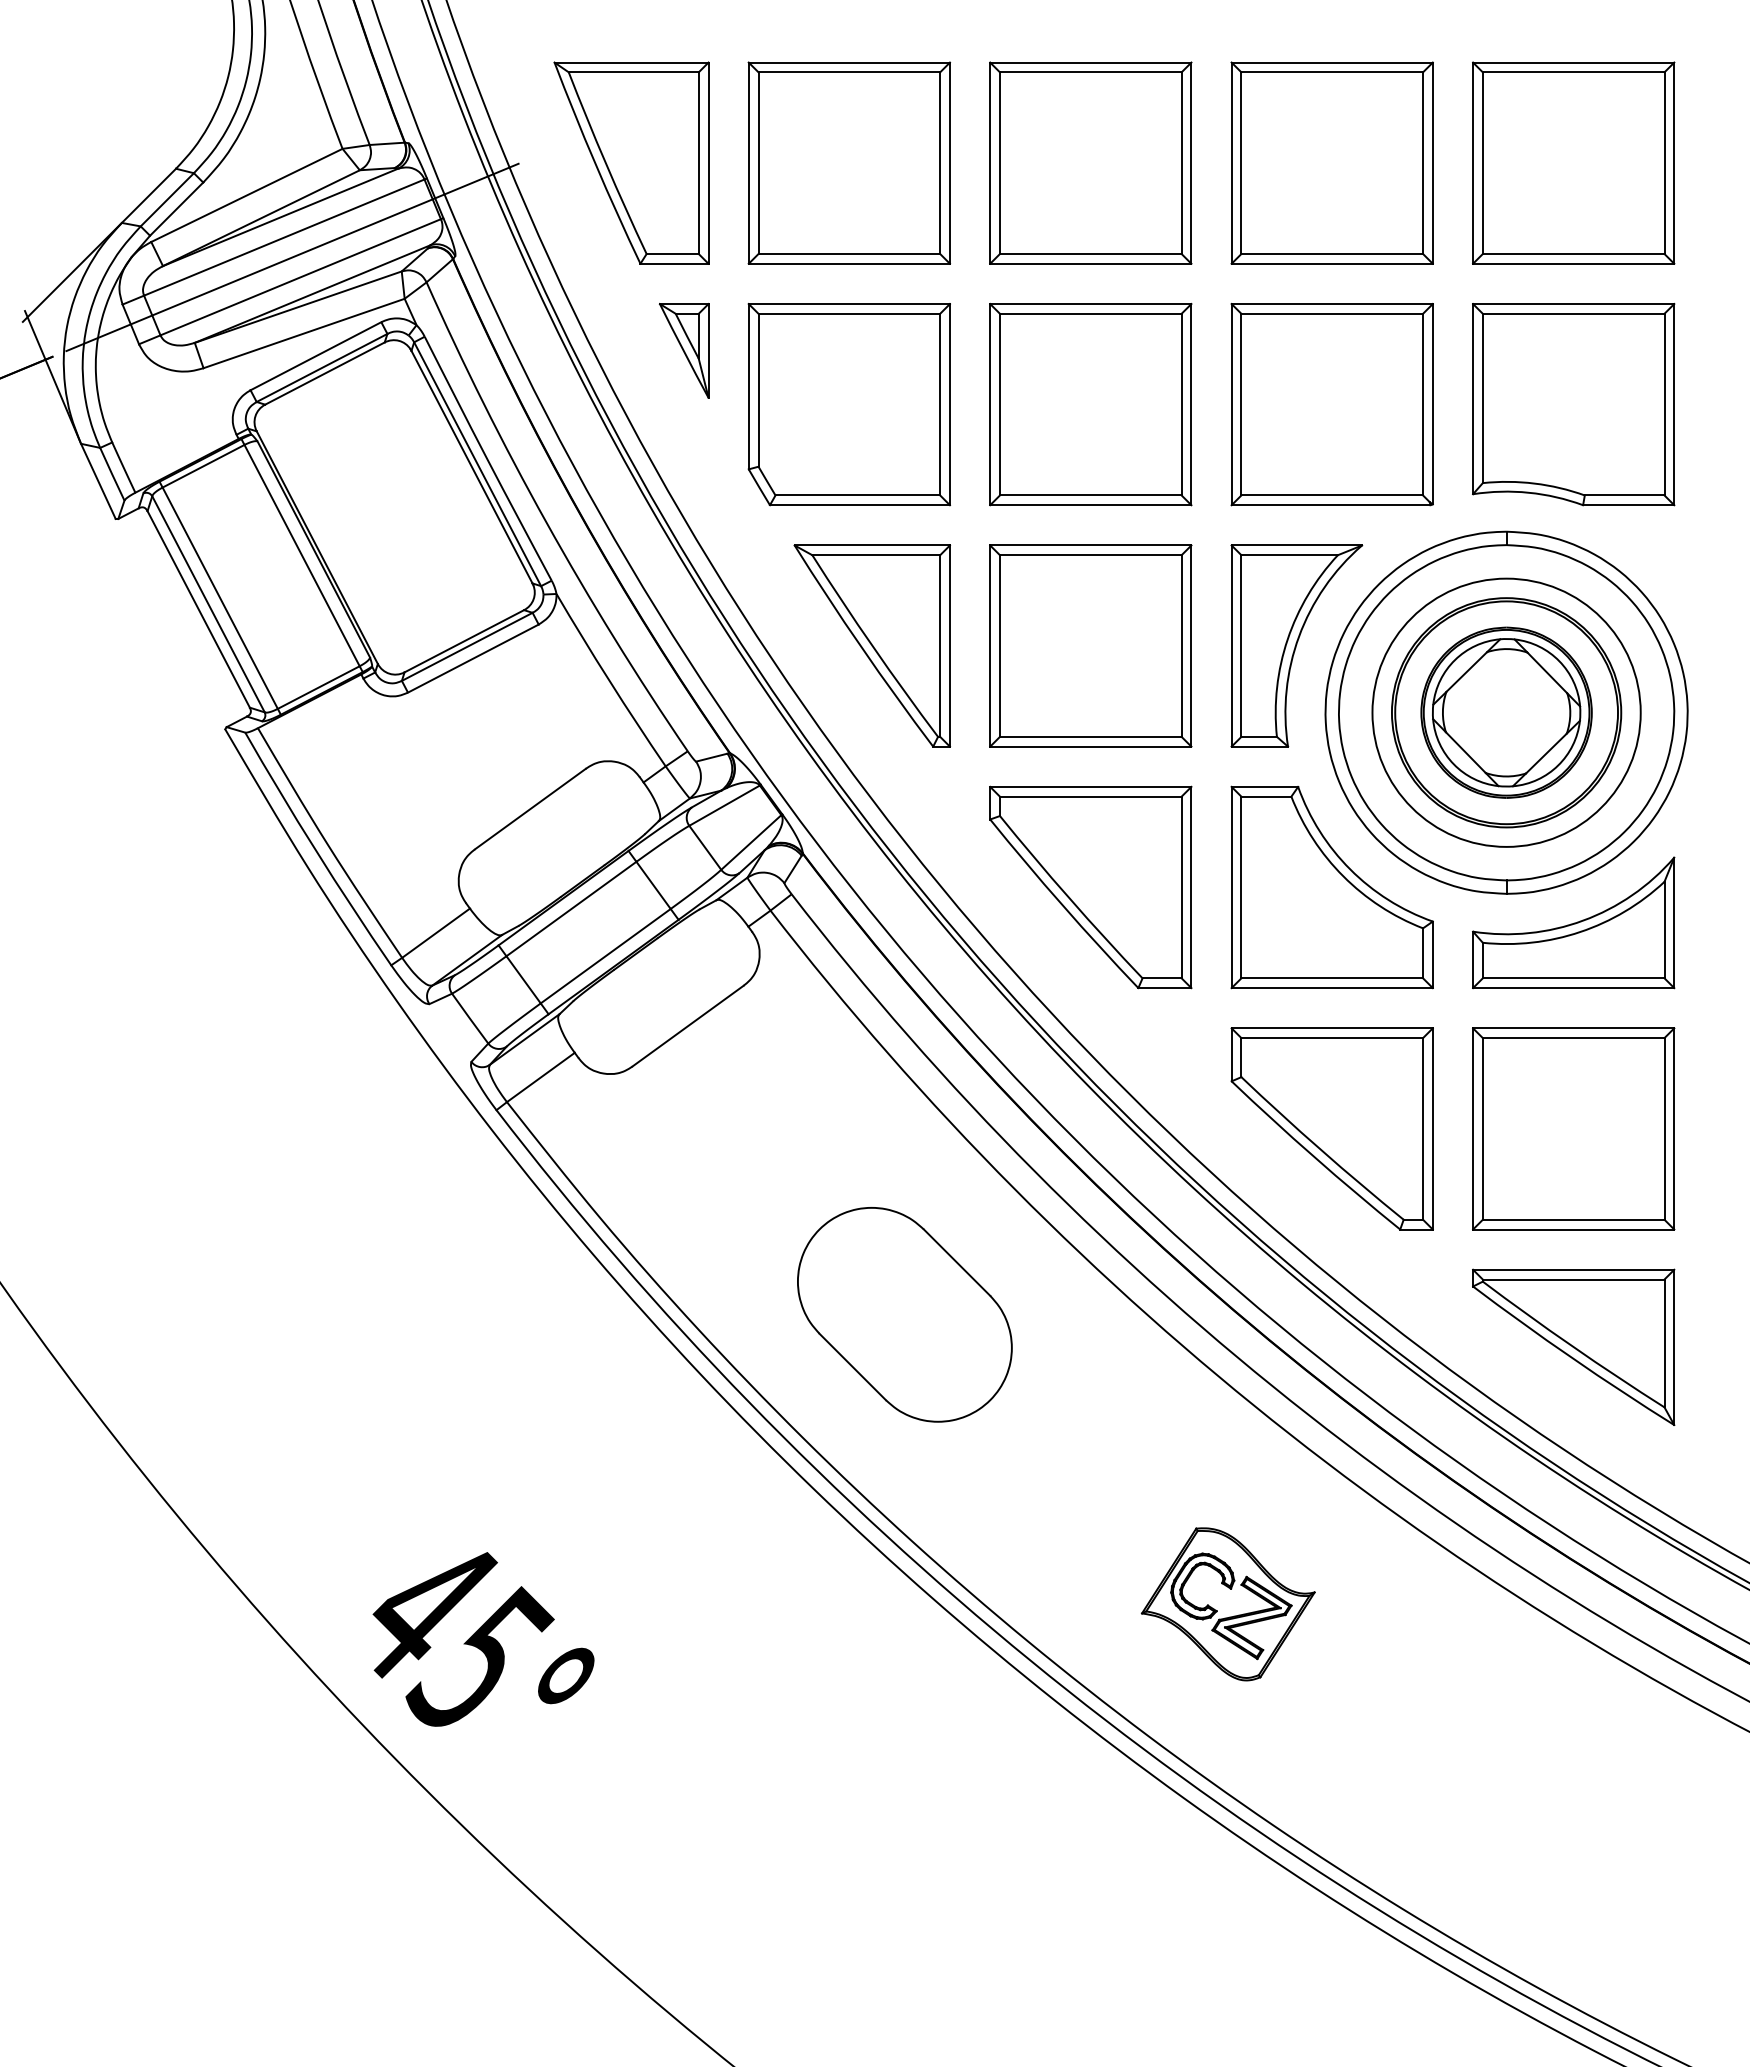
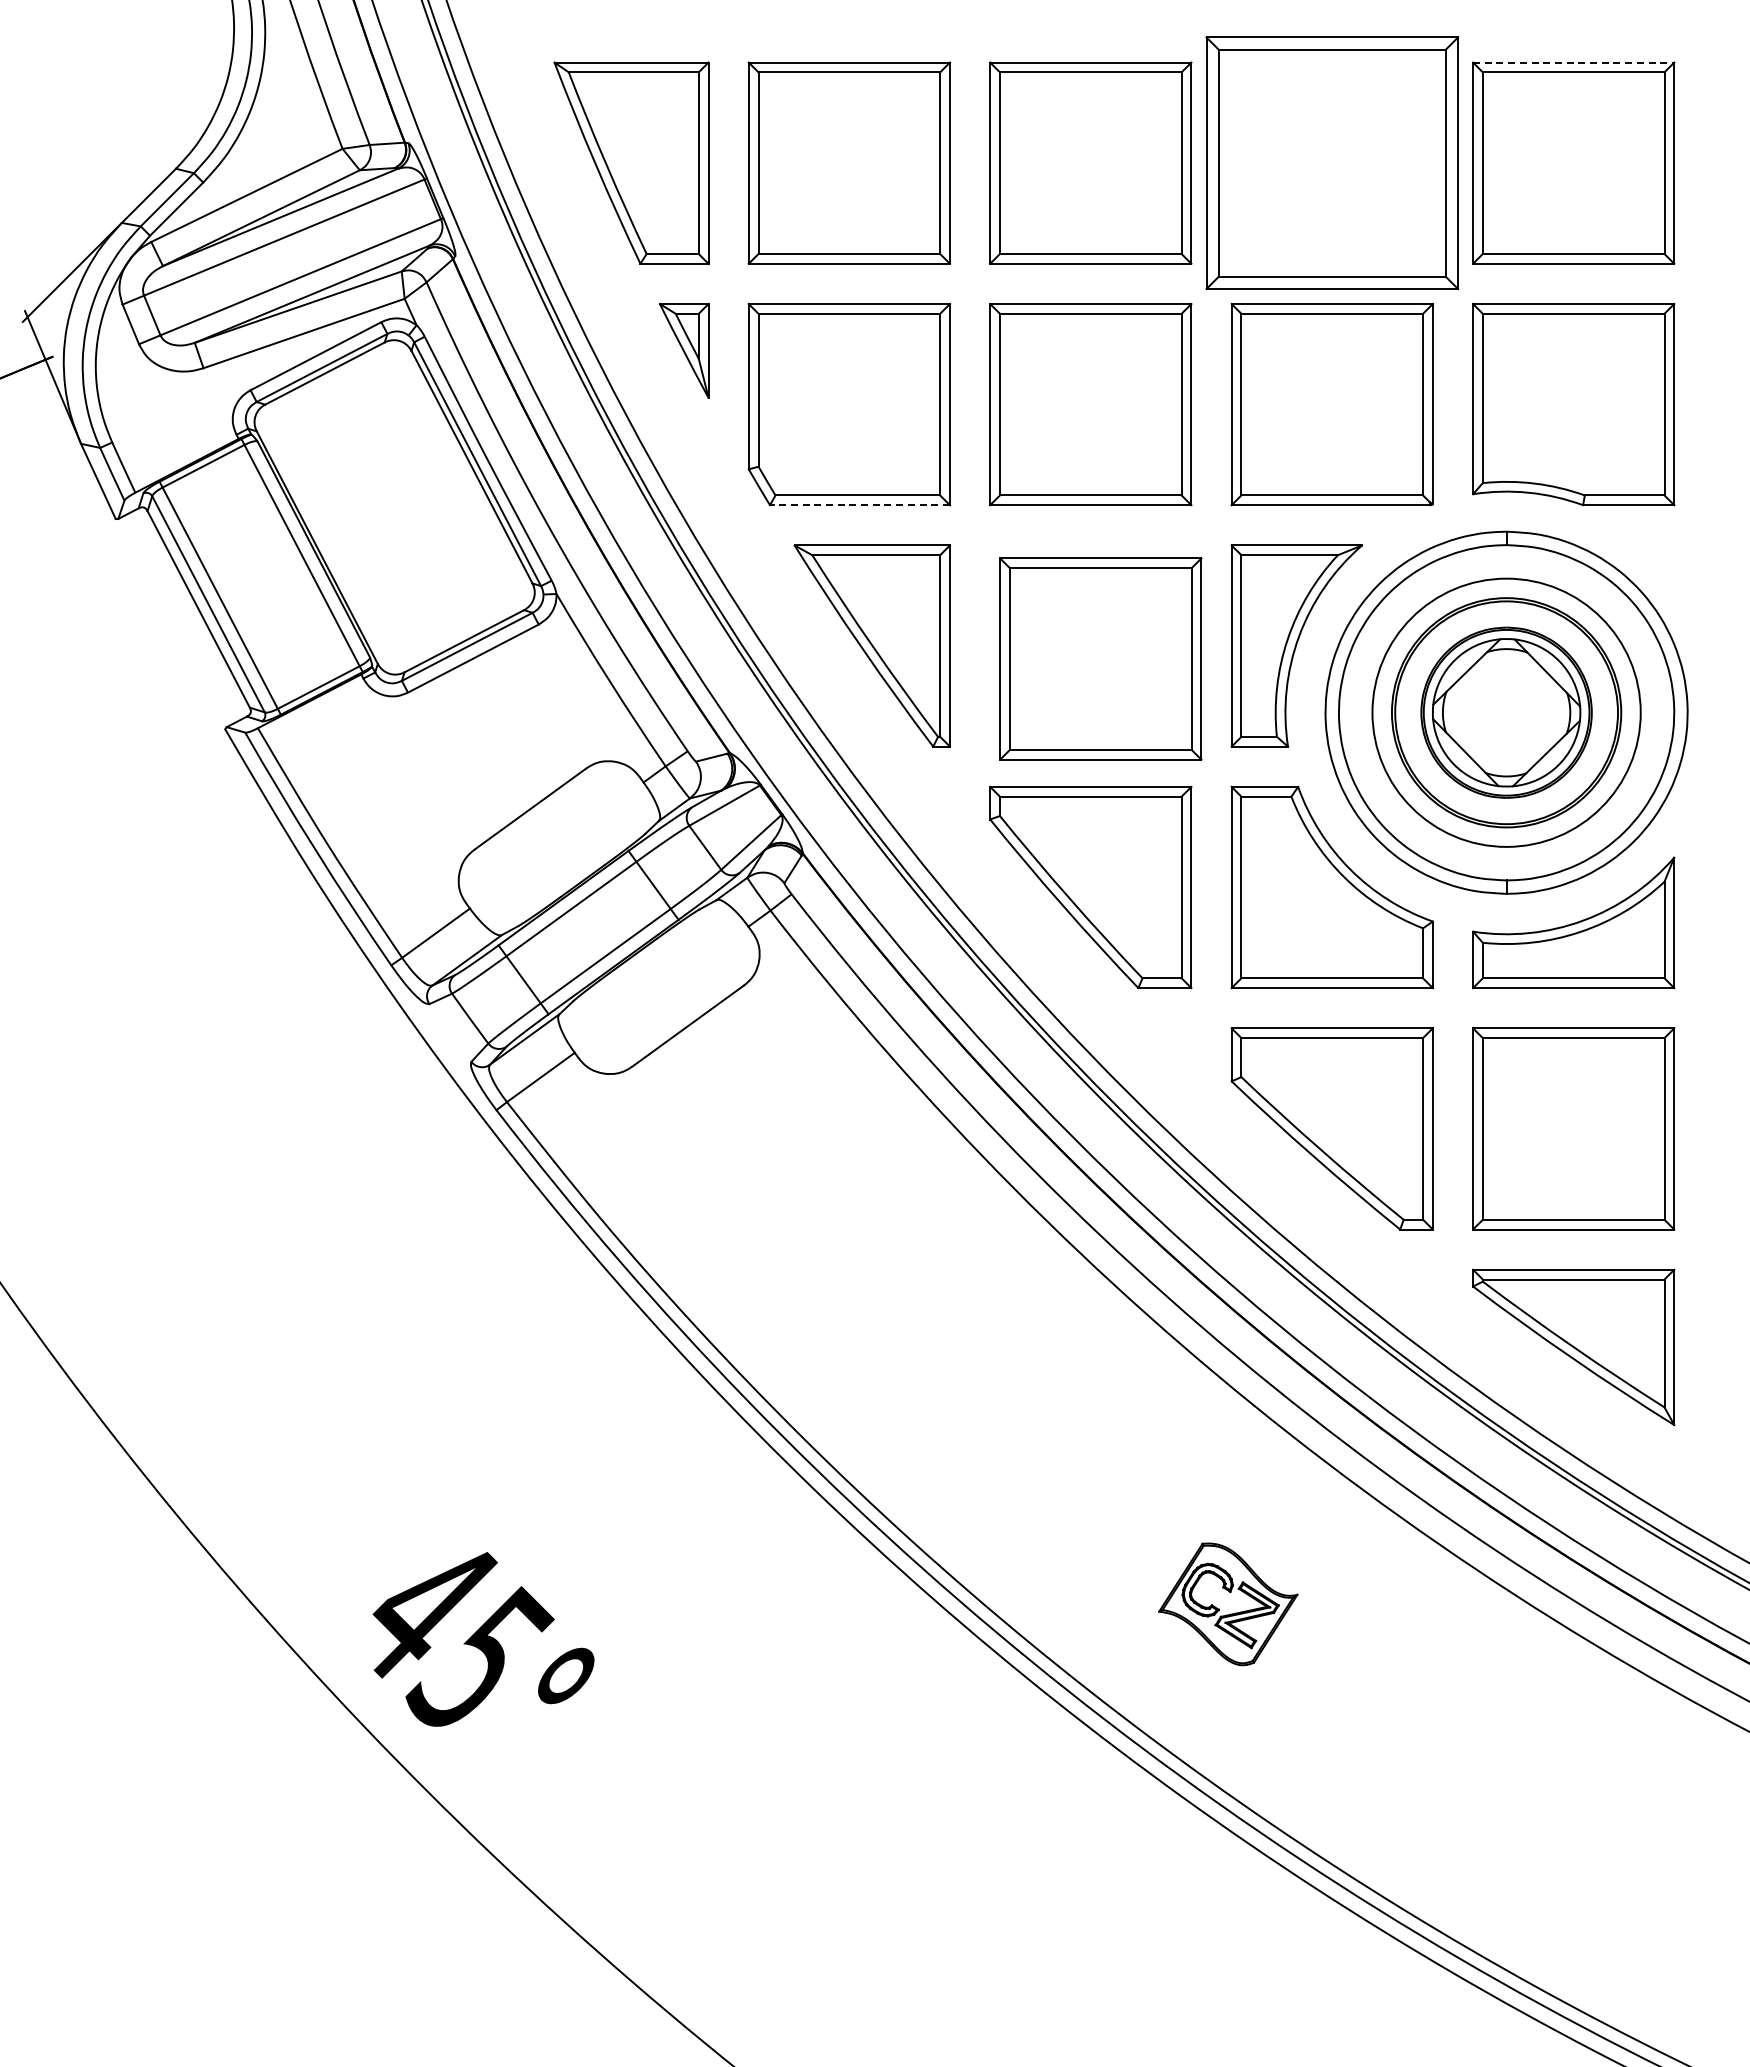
line: solid -> dashed (1573, 62)
part size: 204x204 px -> 255x254 px (1332, 162)
line: present -> none (292, 257)
line: solid -> dashed (859, 505)
part position: (1090, 645) -> (1100, 658) (1100, 658)
part: present -> none (904, 1314)
part size: 176x155 px -> 141x125 px (1228, 1604)
